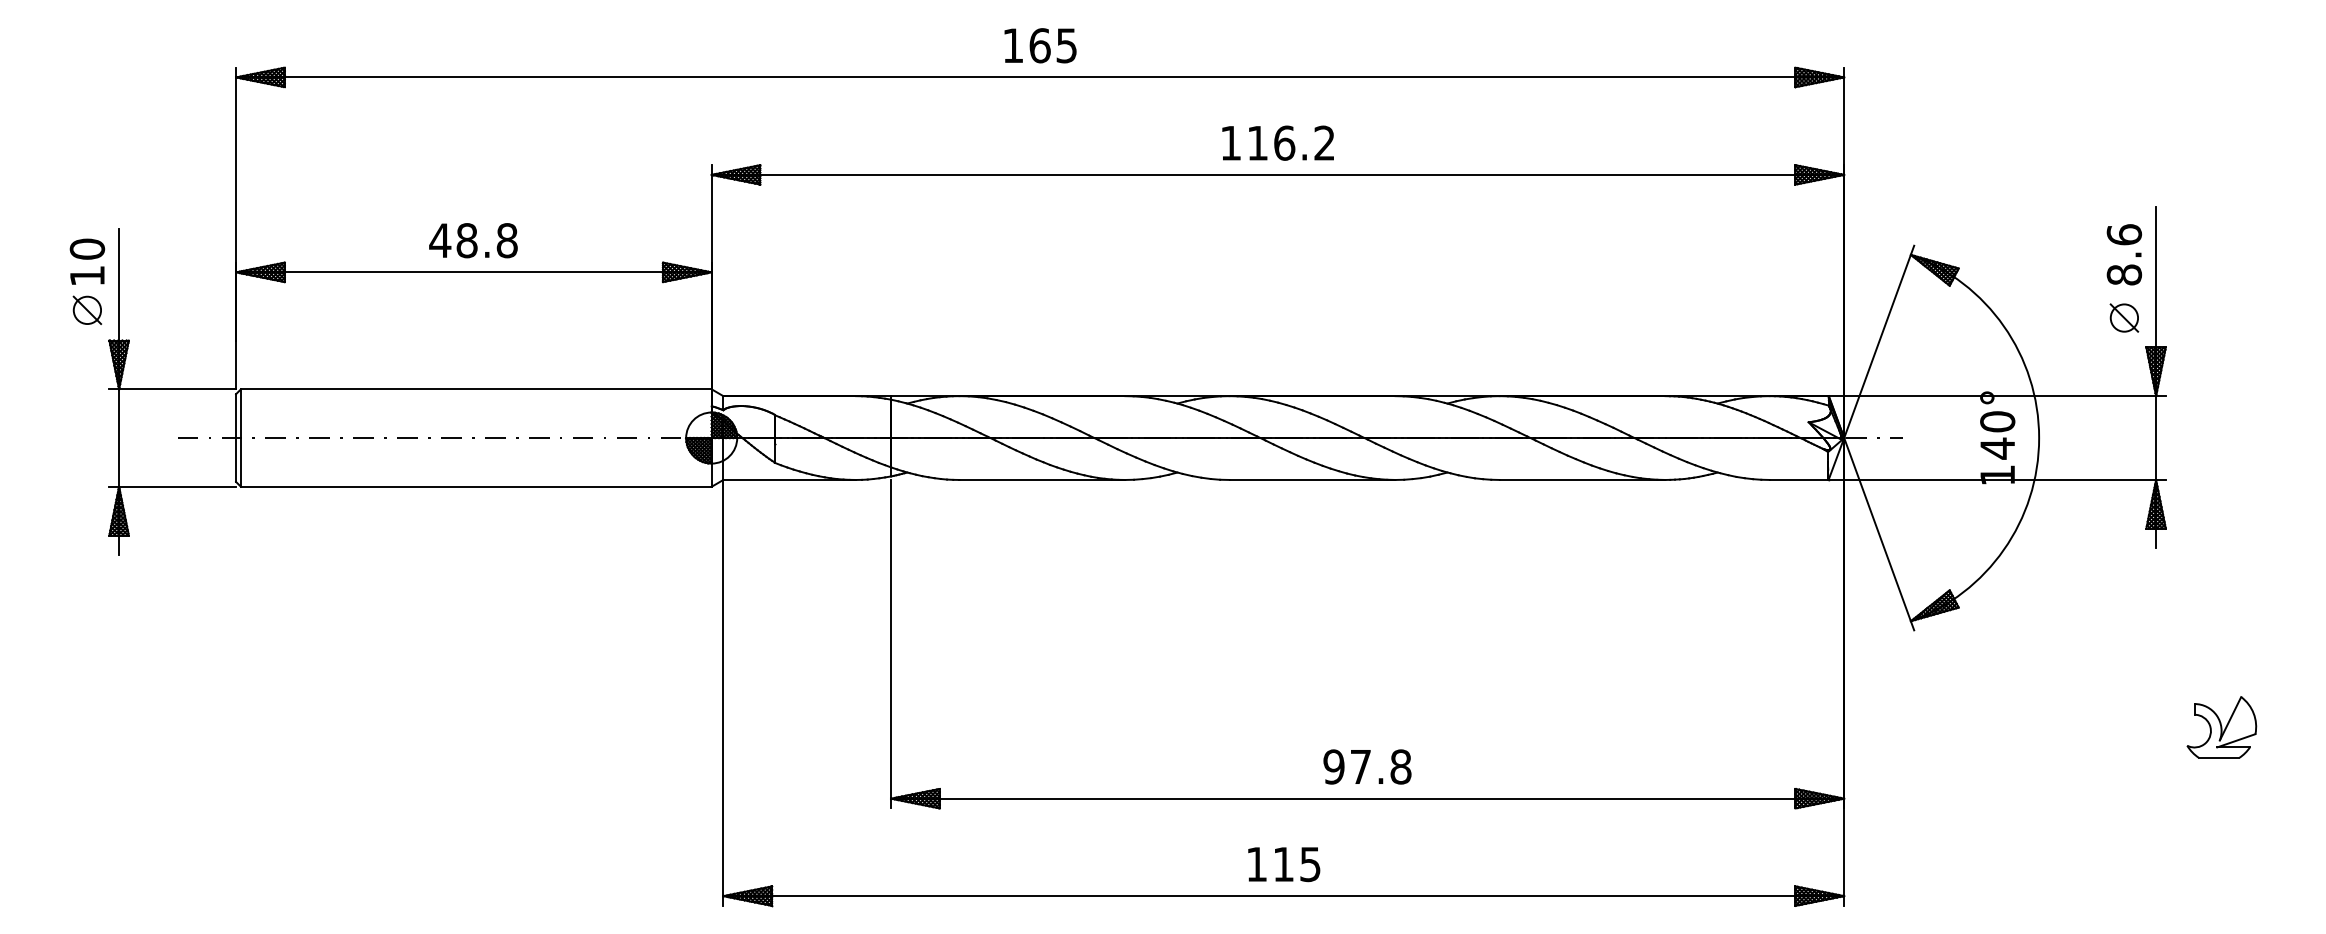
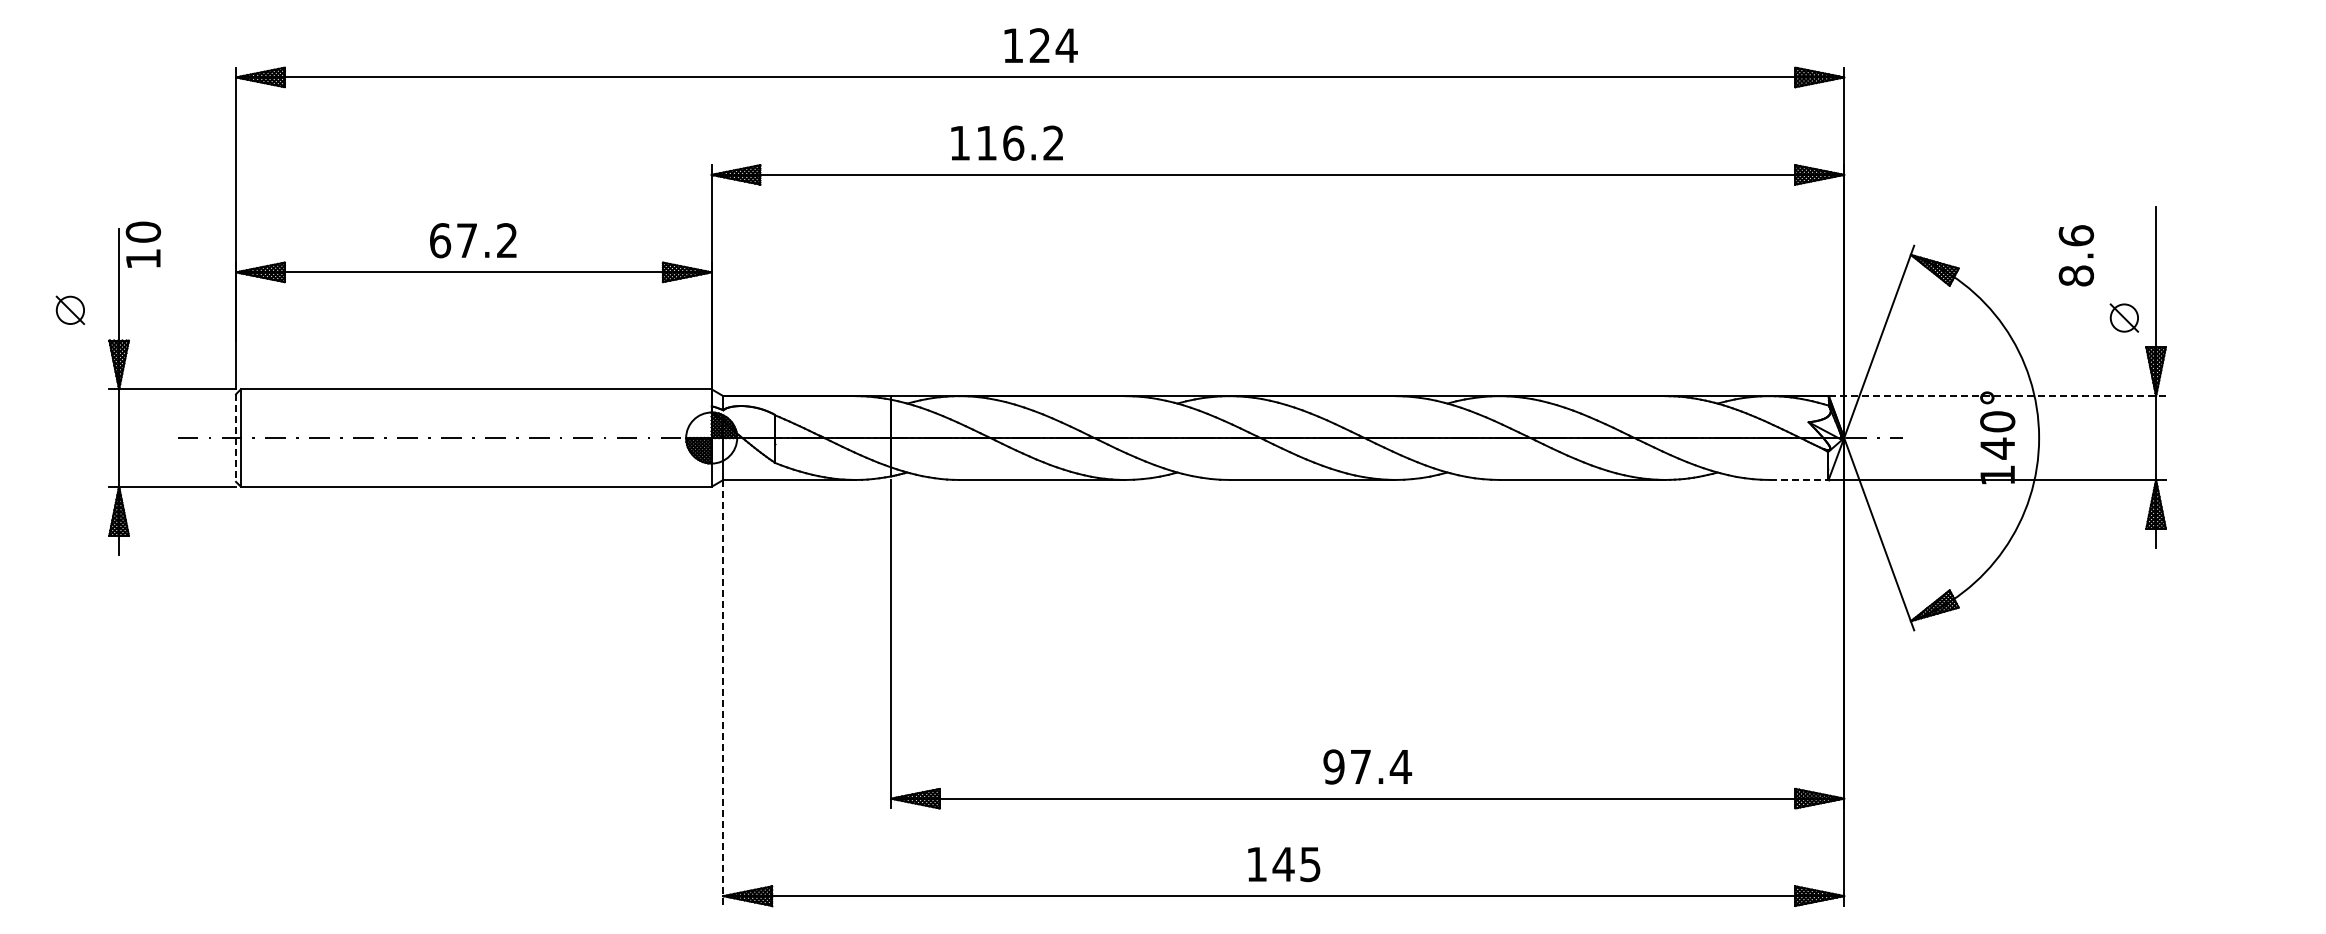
text: 165 -> 124 (1053, 45)
text position: (1277, 142) -> (1006, 142) (1006, 142)
text: 48.8 -> 67.2 (473, 240)
text position: (2124, 254) -> (2076, 255) (2076, 255)
text position: (87, 261) -> (143, 244) (143, 244)
part position: (86, 309) -> (69, 309) (69, 309)
line: solid -> dashed (1996, 396)
line: solid -> dashed (236, 438)
line: solid -> dashed (1799, 479)
line: solid -> dashed (723, 692)
part: present -> none (2221, 727)
text: 97.8 -> 97.4 (1400, 766)
text: 115 -> 145 (1283, 864)
